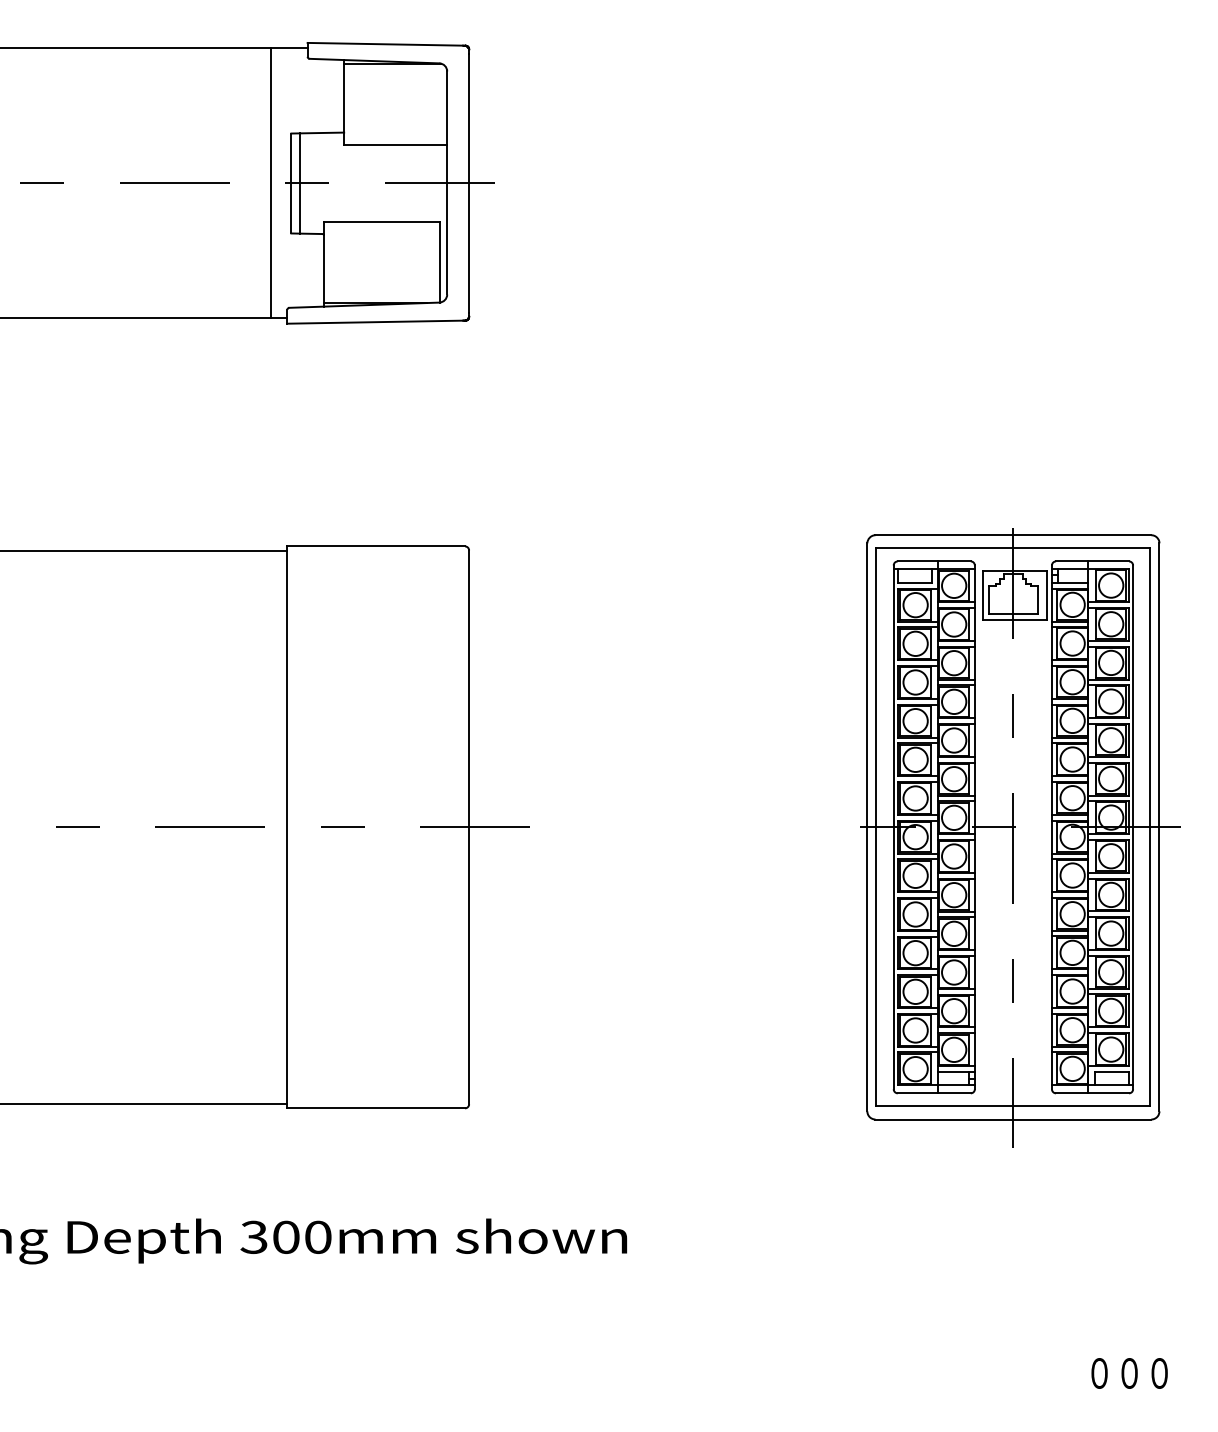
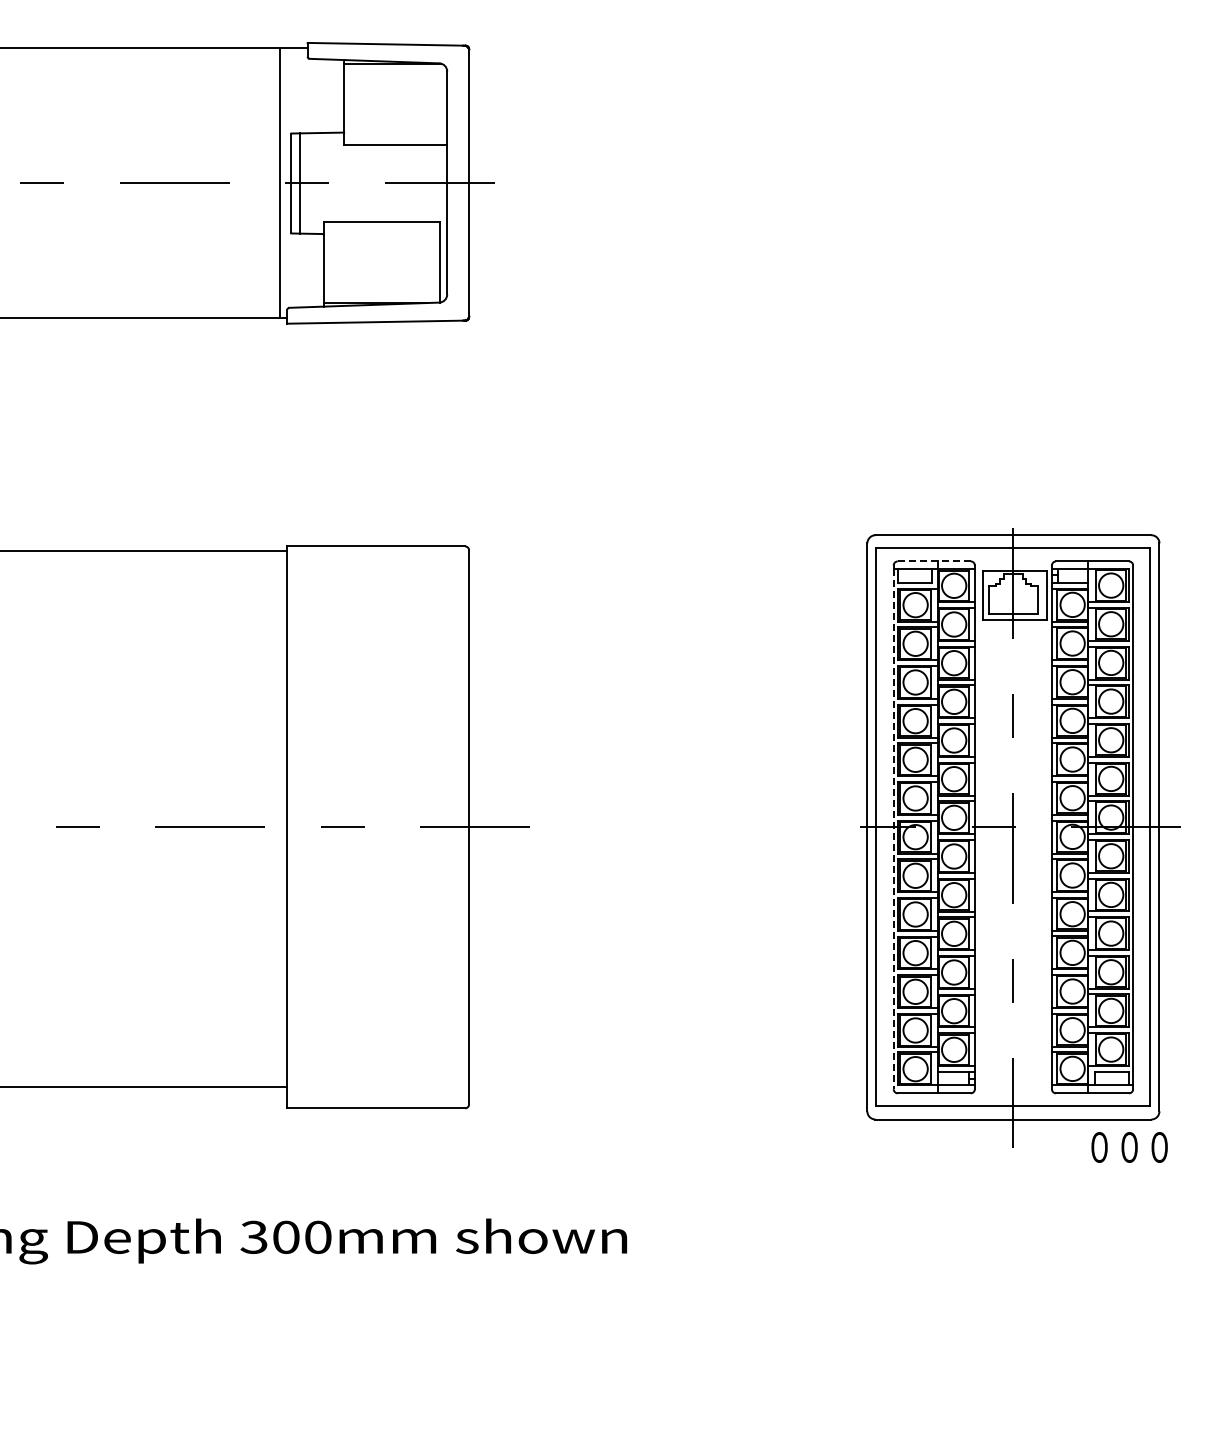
line position: (271, 183) -> (280, 183) (280, 183)
line: solid -> dashed (934, 561)
line: solid -> dashed (893, 829)
line position: (144, 1103) -> (144, 1086) (144, 1086)
text position: (1129, 1373) -> (1129, 1147) (1129, 1147)
